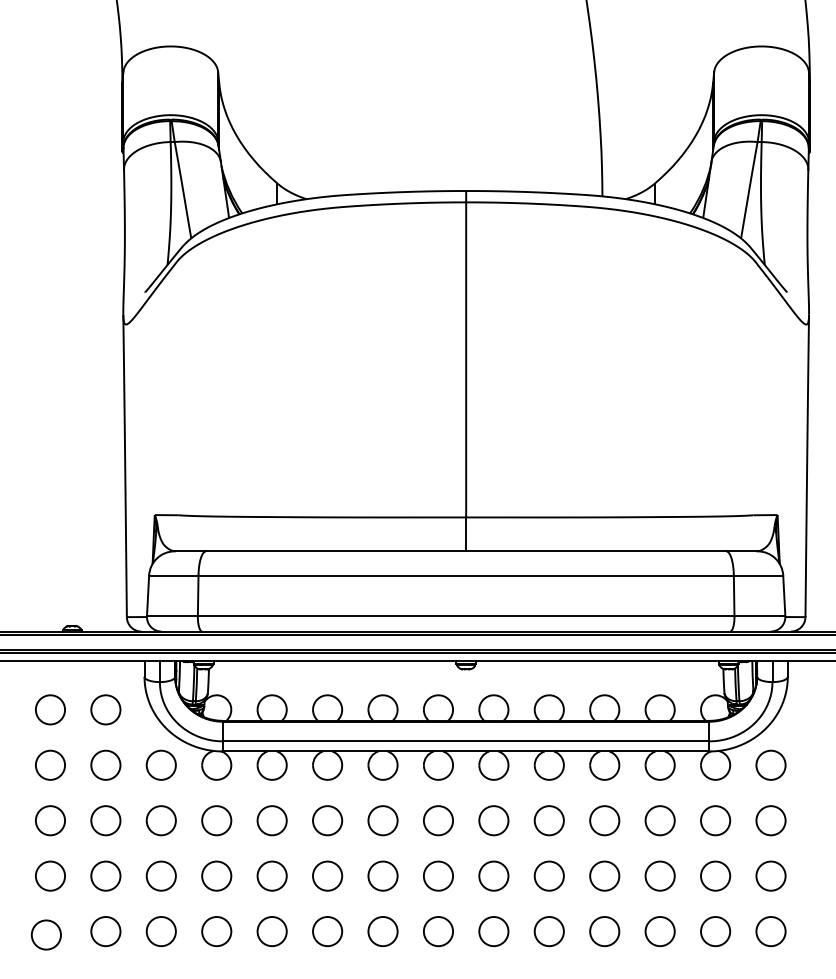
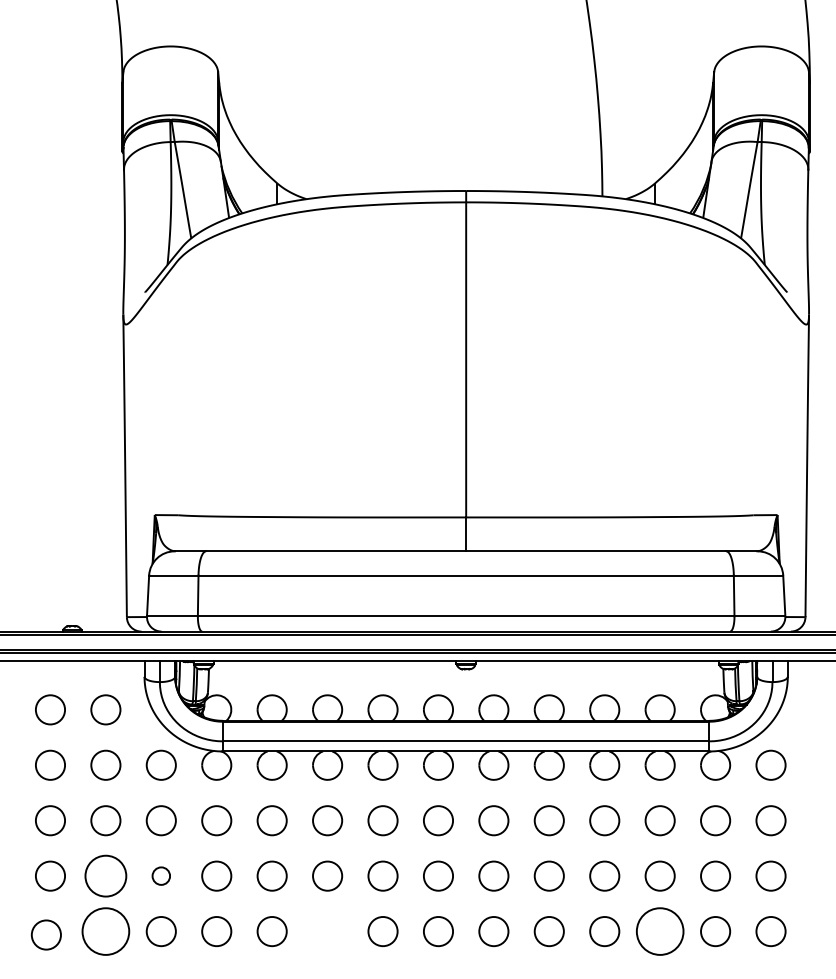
circle diameter: 29 px -> 41 px (105, 875)
circle diameter: 29 px -> 18 px (161, 875)
circle diameter: 29 px -> 47 px (105, 931)
circle: present -> none (327, 931)
circle diameter: 29 px -> 47 px (659, 931)
